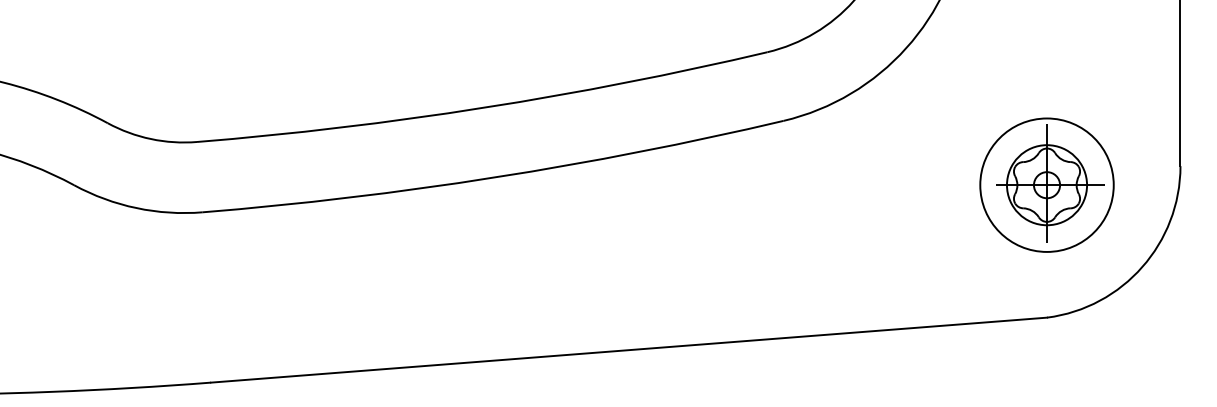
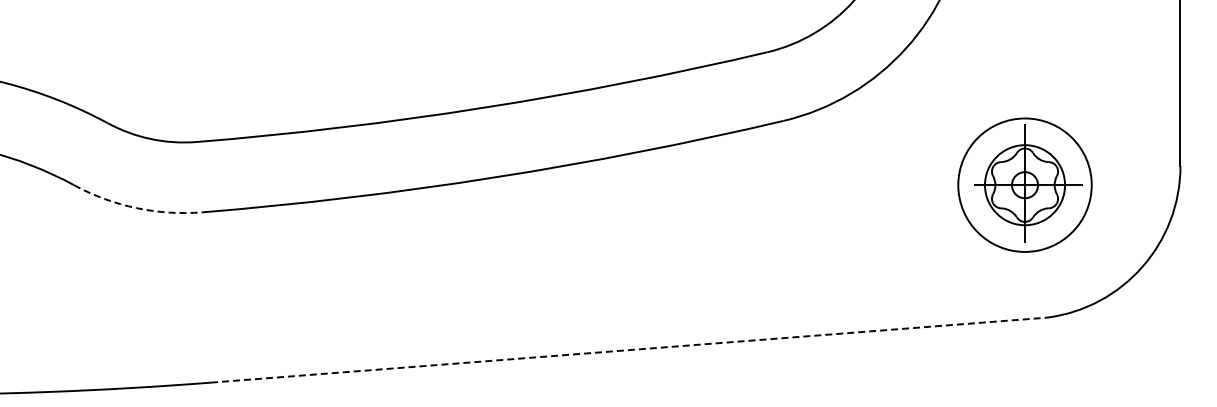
part position: (1046, 184) -> (1024, 184) (1024, 184)
arc: solid -> dashed (136, 208)
line: solid -> dashed (629, 350)
